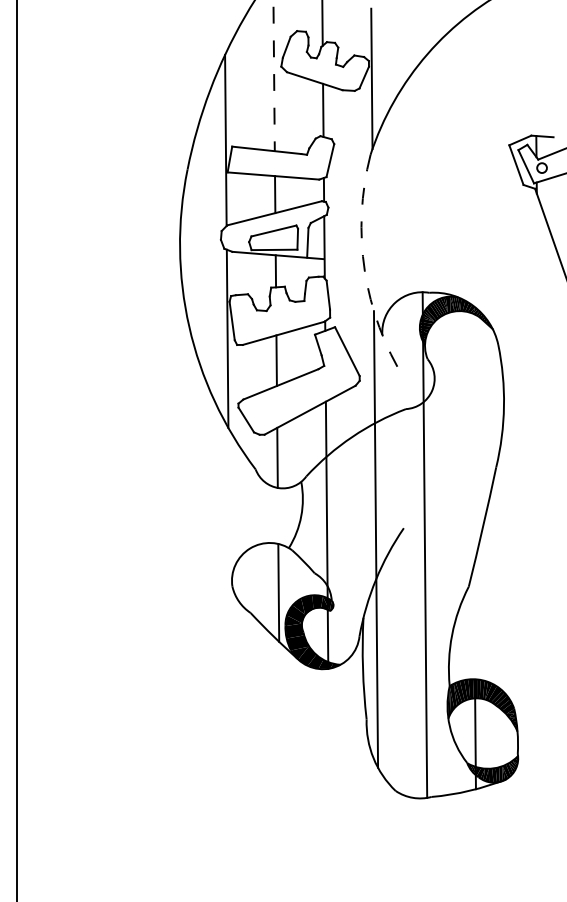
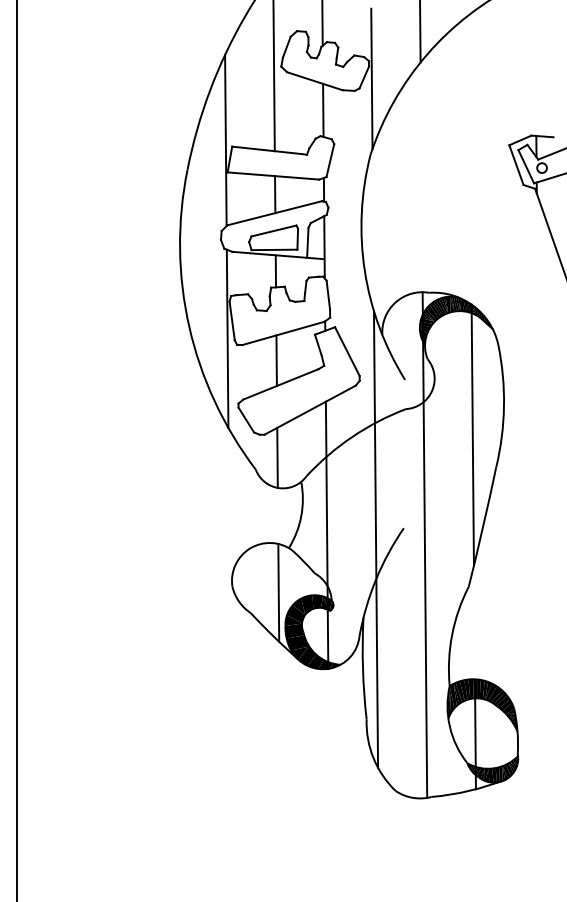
line: none -> present (420, 32)
line: dashed -> solid (274, 75)
arc: dashed -> solid (364, 270)
line: none -> present (472, 434)
